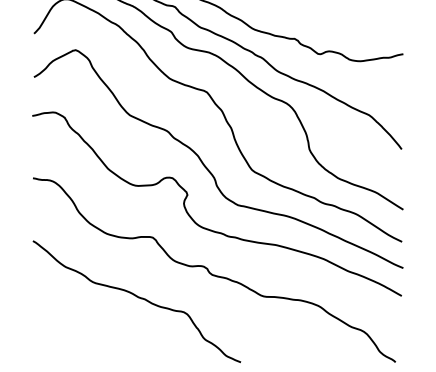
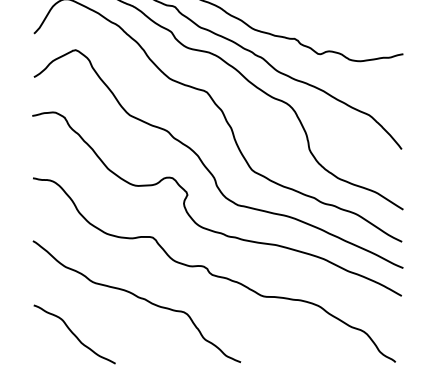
curve: none -> present (74, 334)
